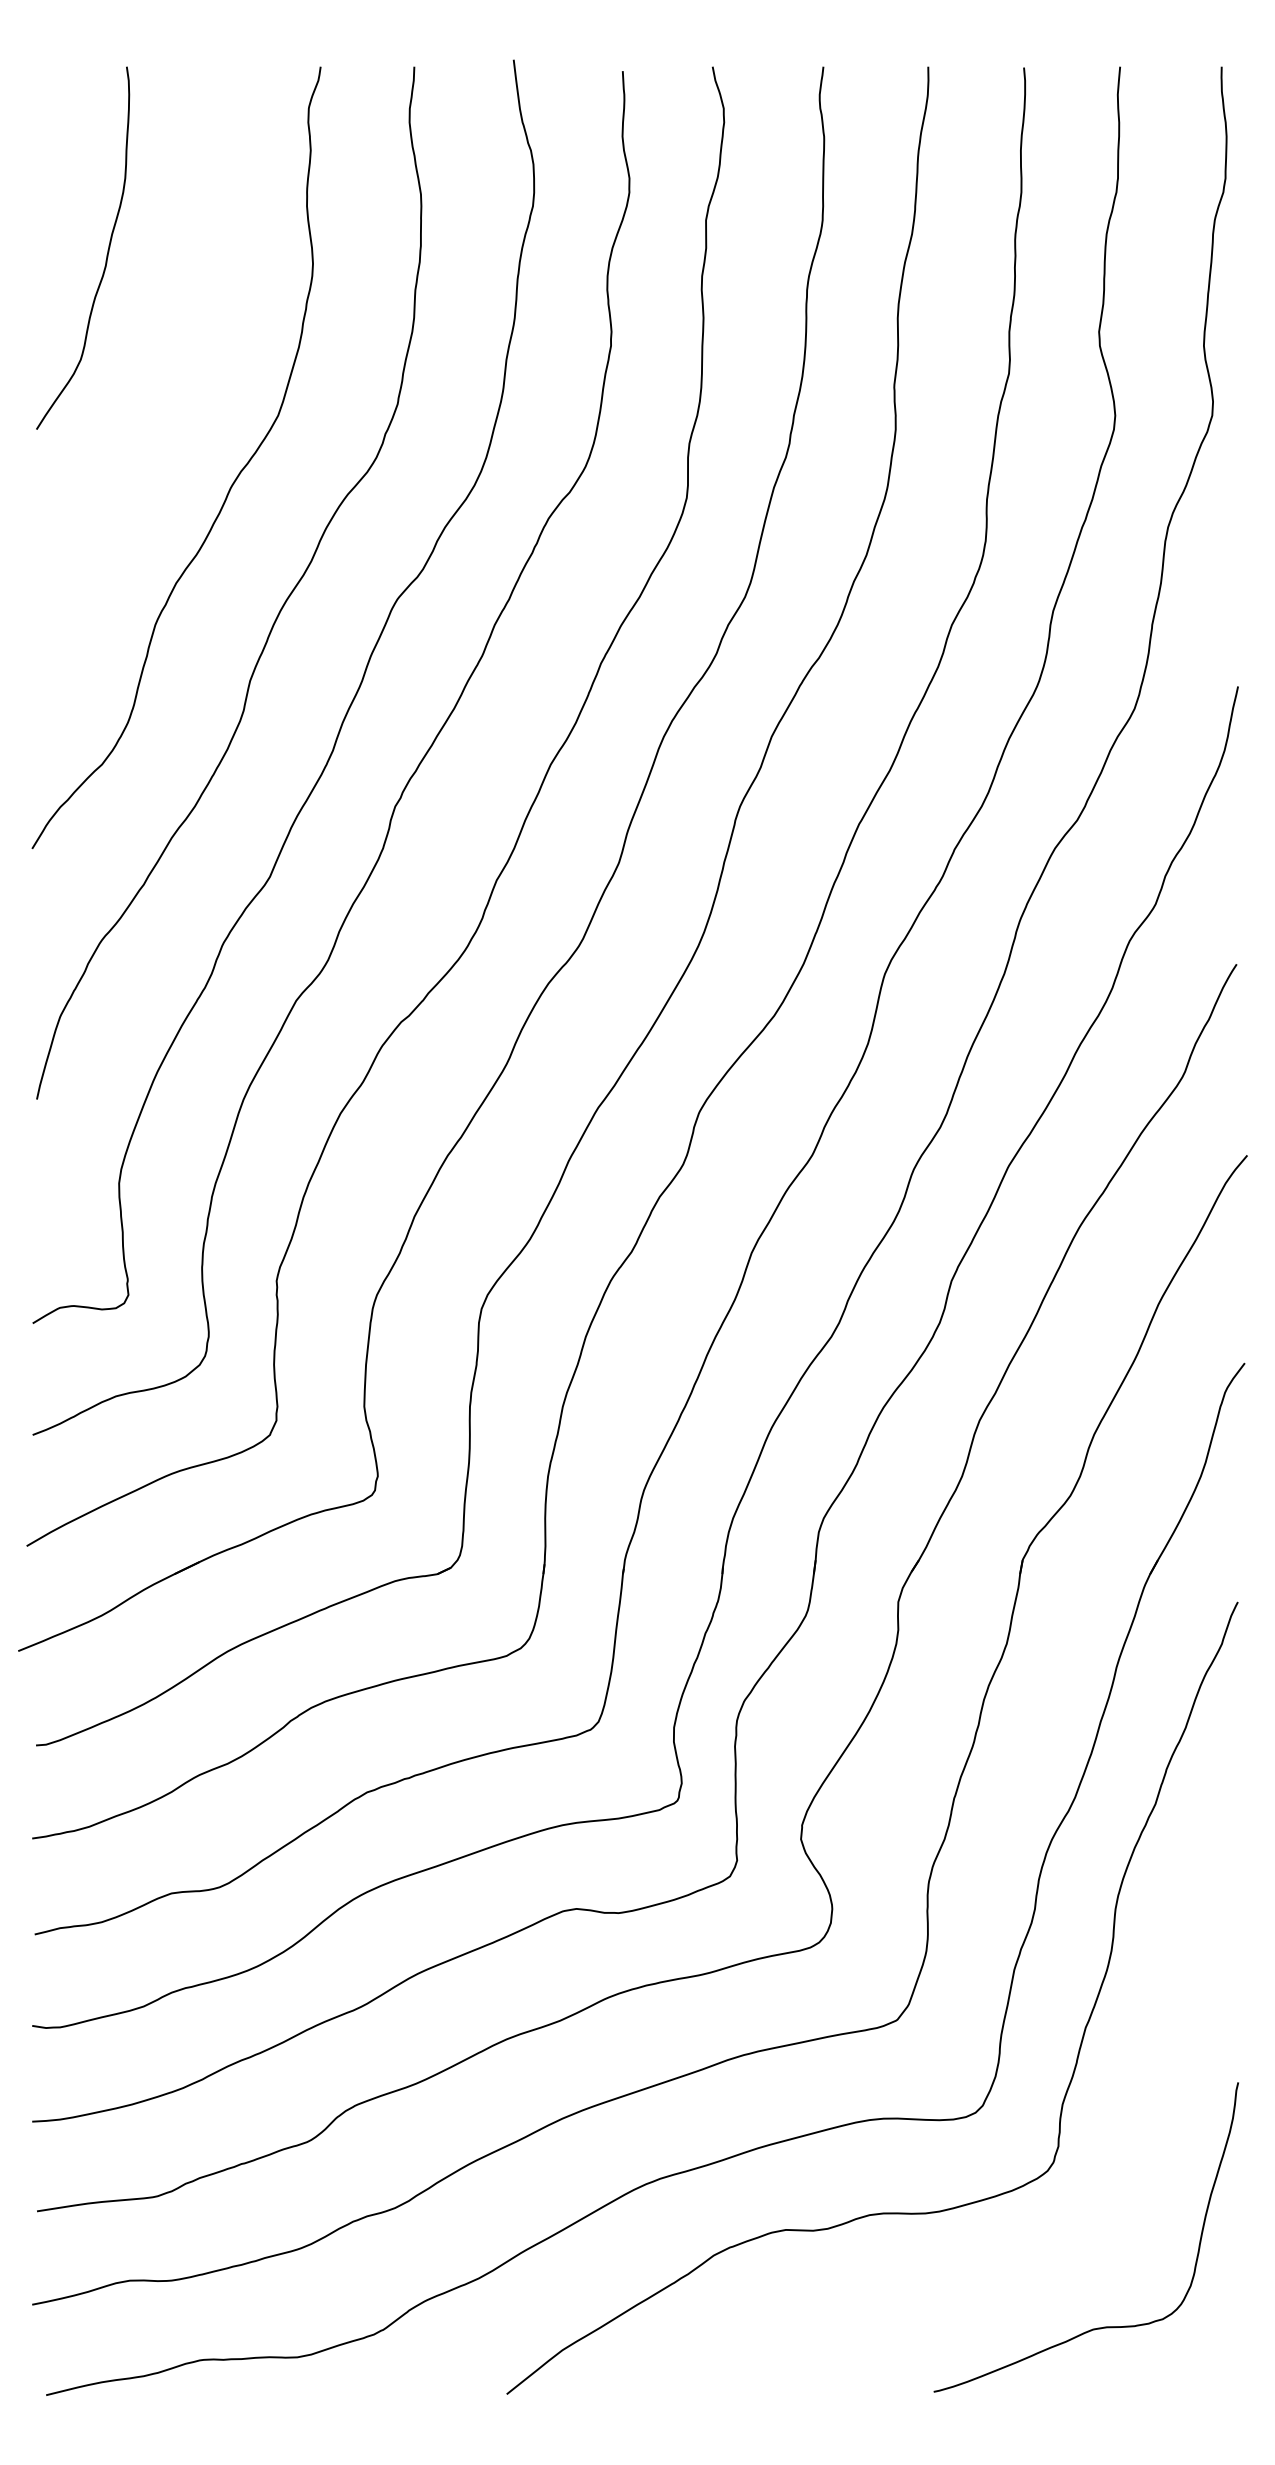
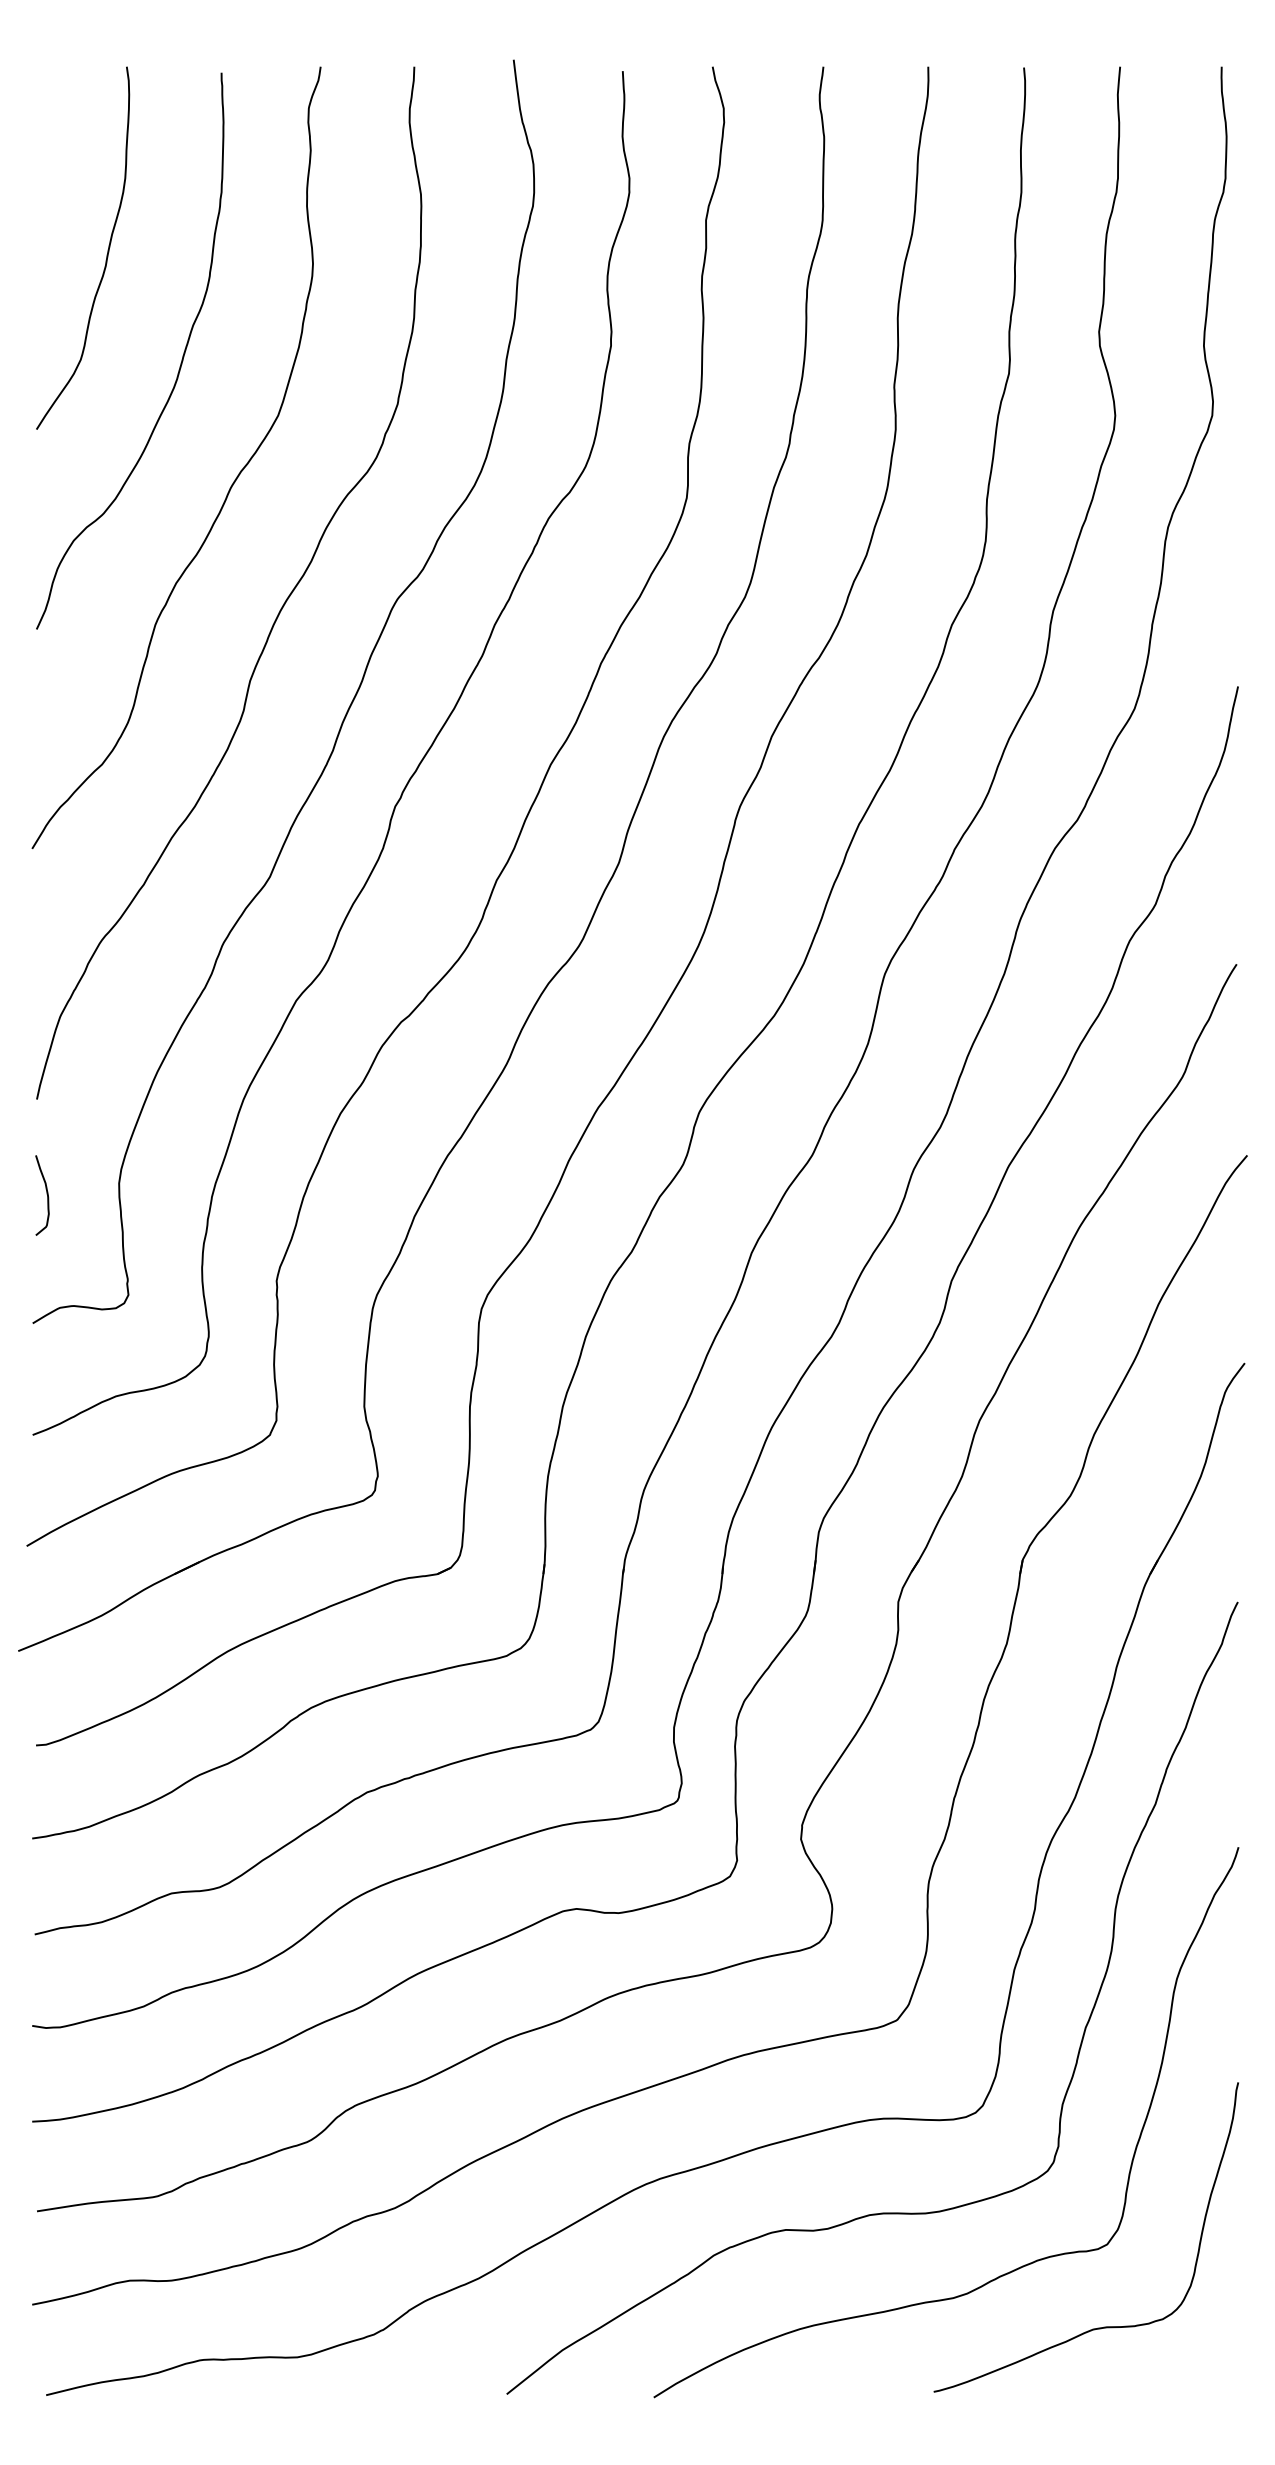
curve: none -> present (179, 366)
curve: none -> present (46, 1194)
curve: none -> present (1013, 2269)
